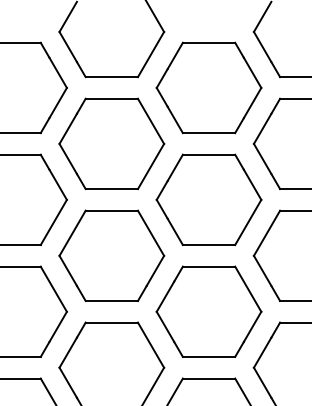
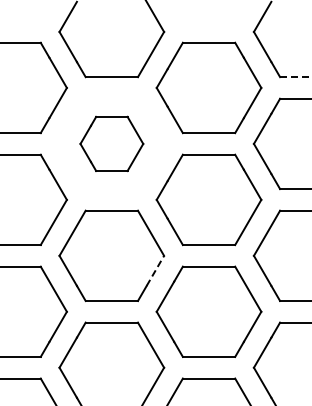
line: solid -> dashed (295, 77)
part size: 108x94 px -> 66x58 px (111, 143)
line: solid -> dashed (155, 270)
